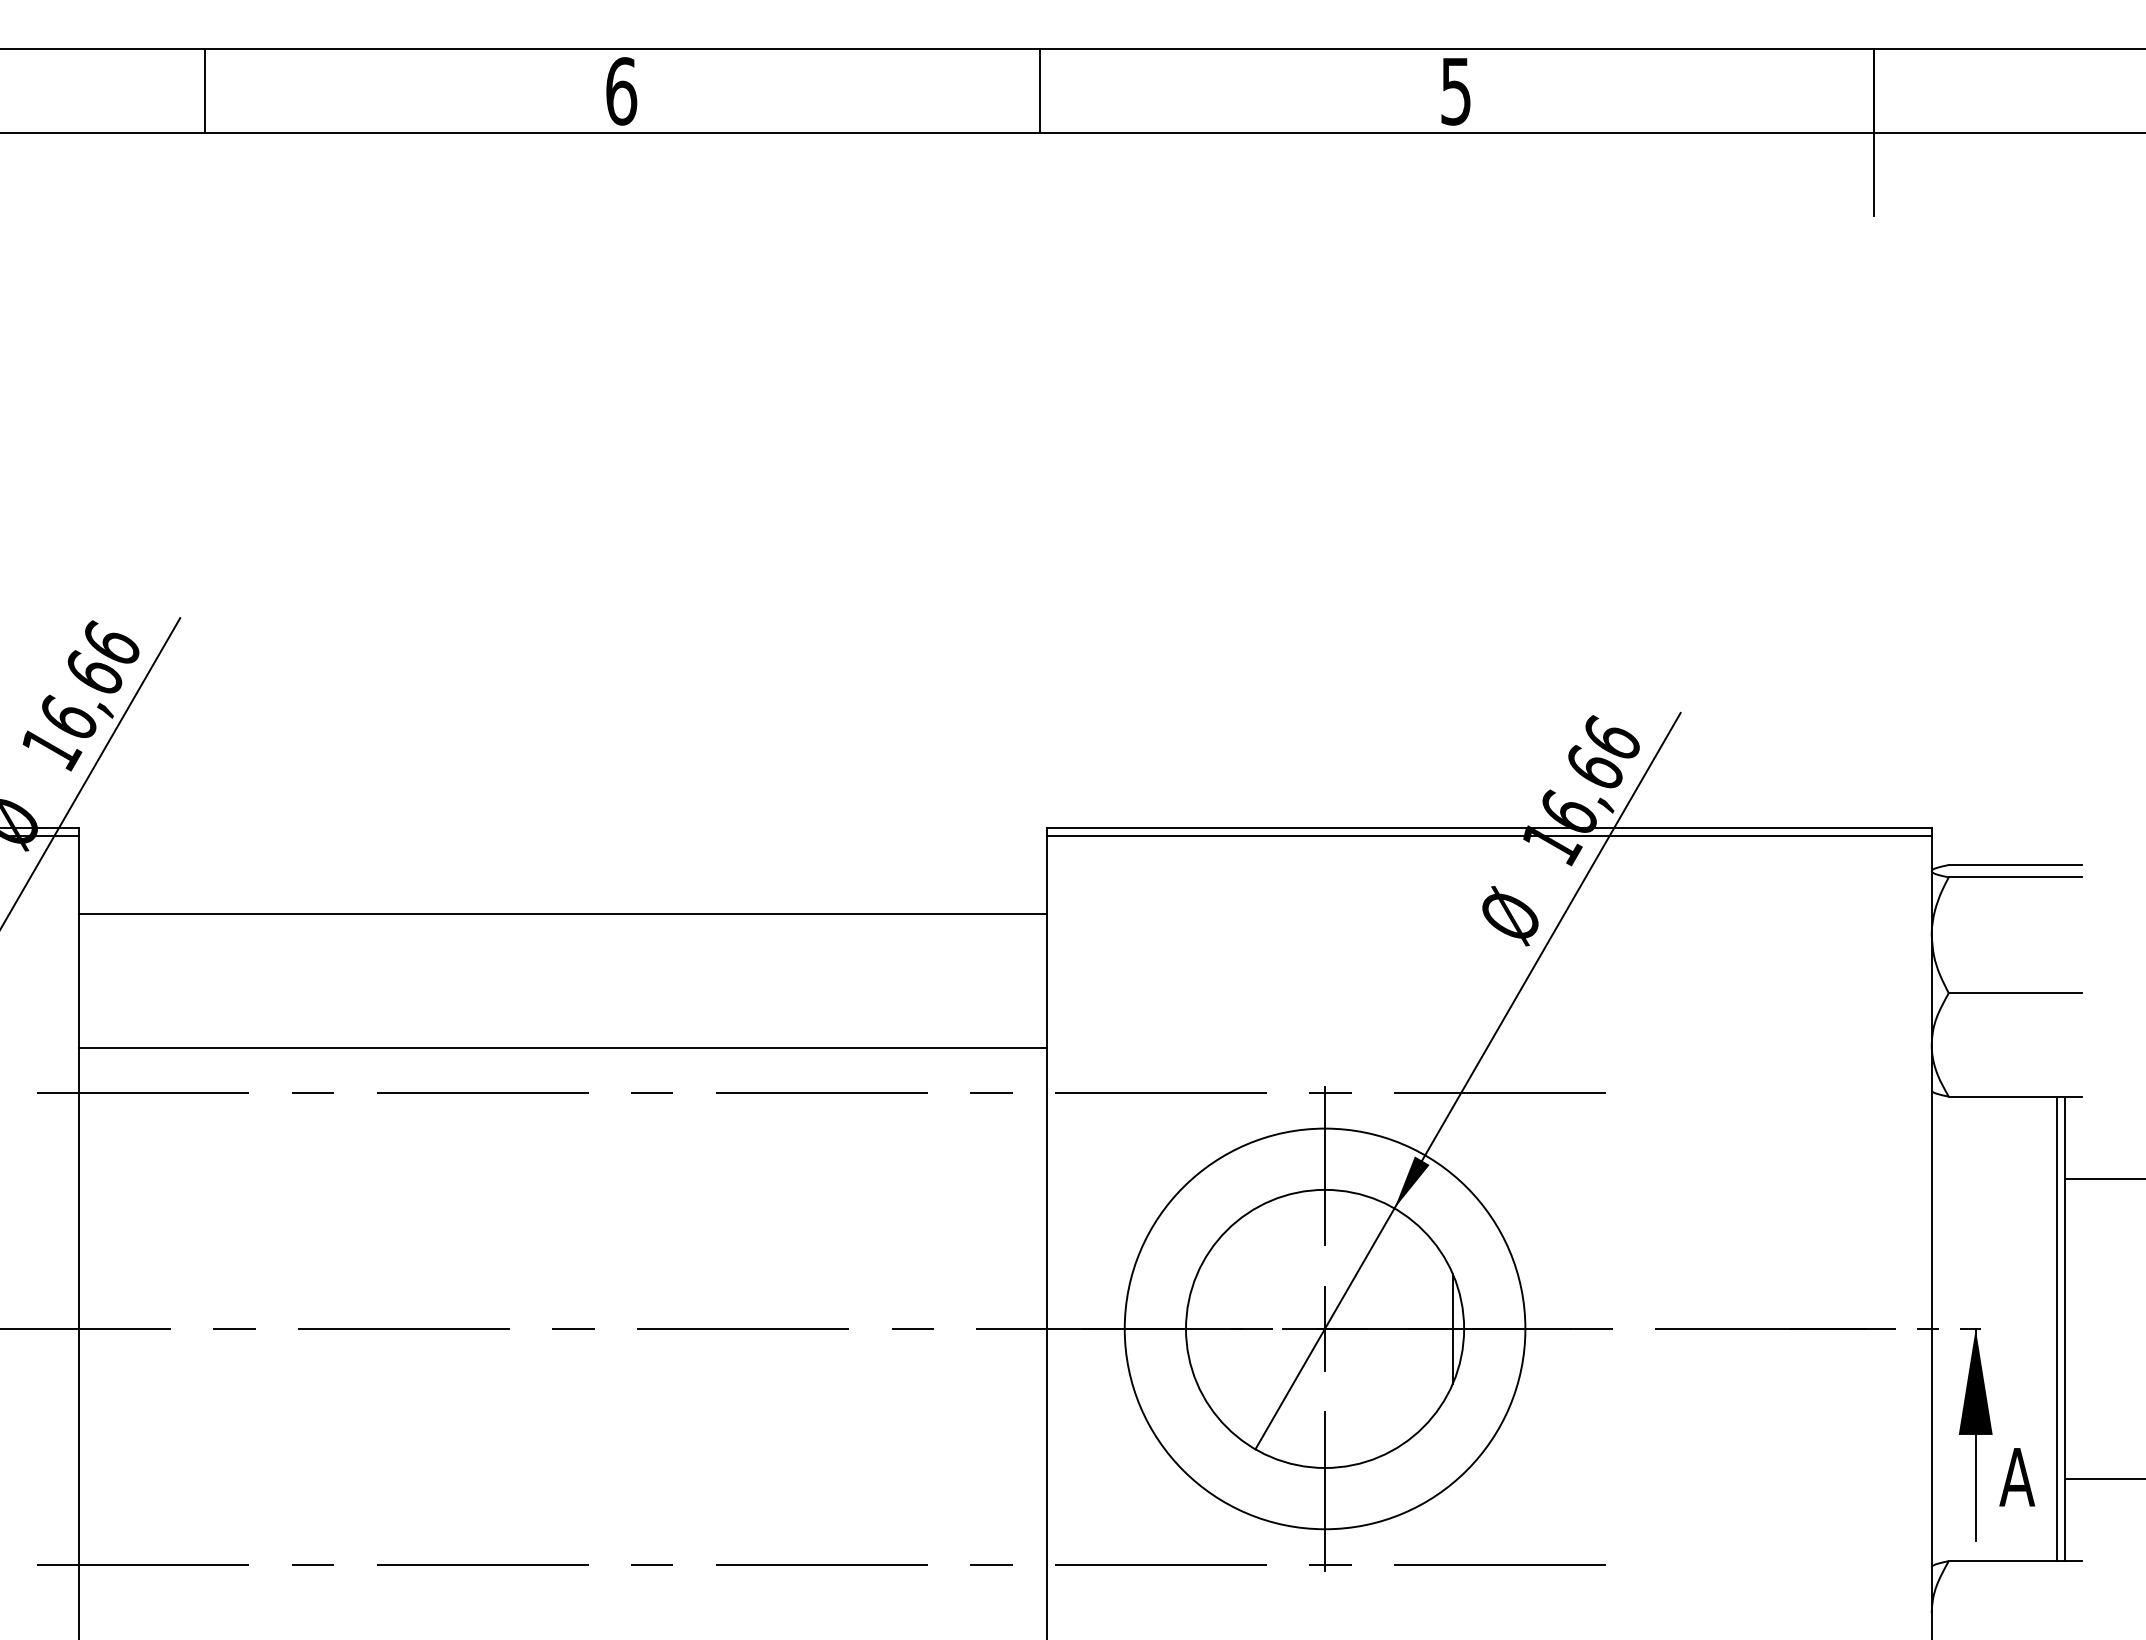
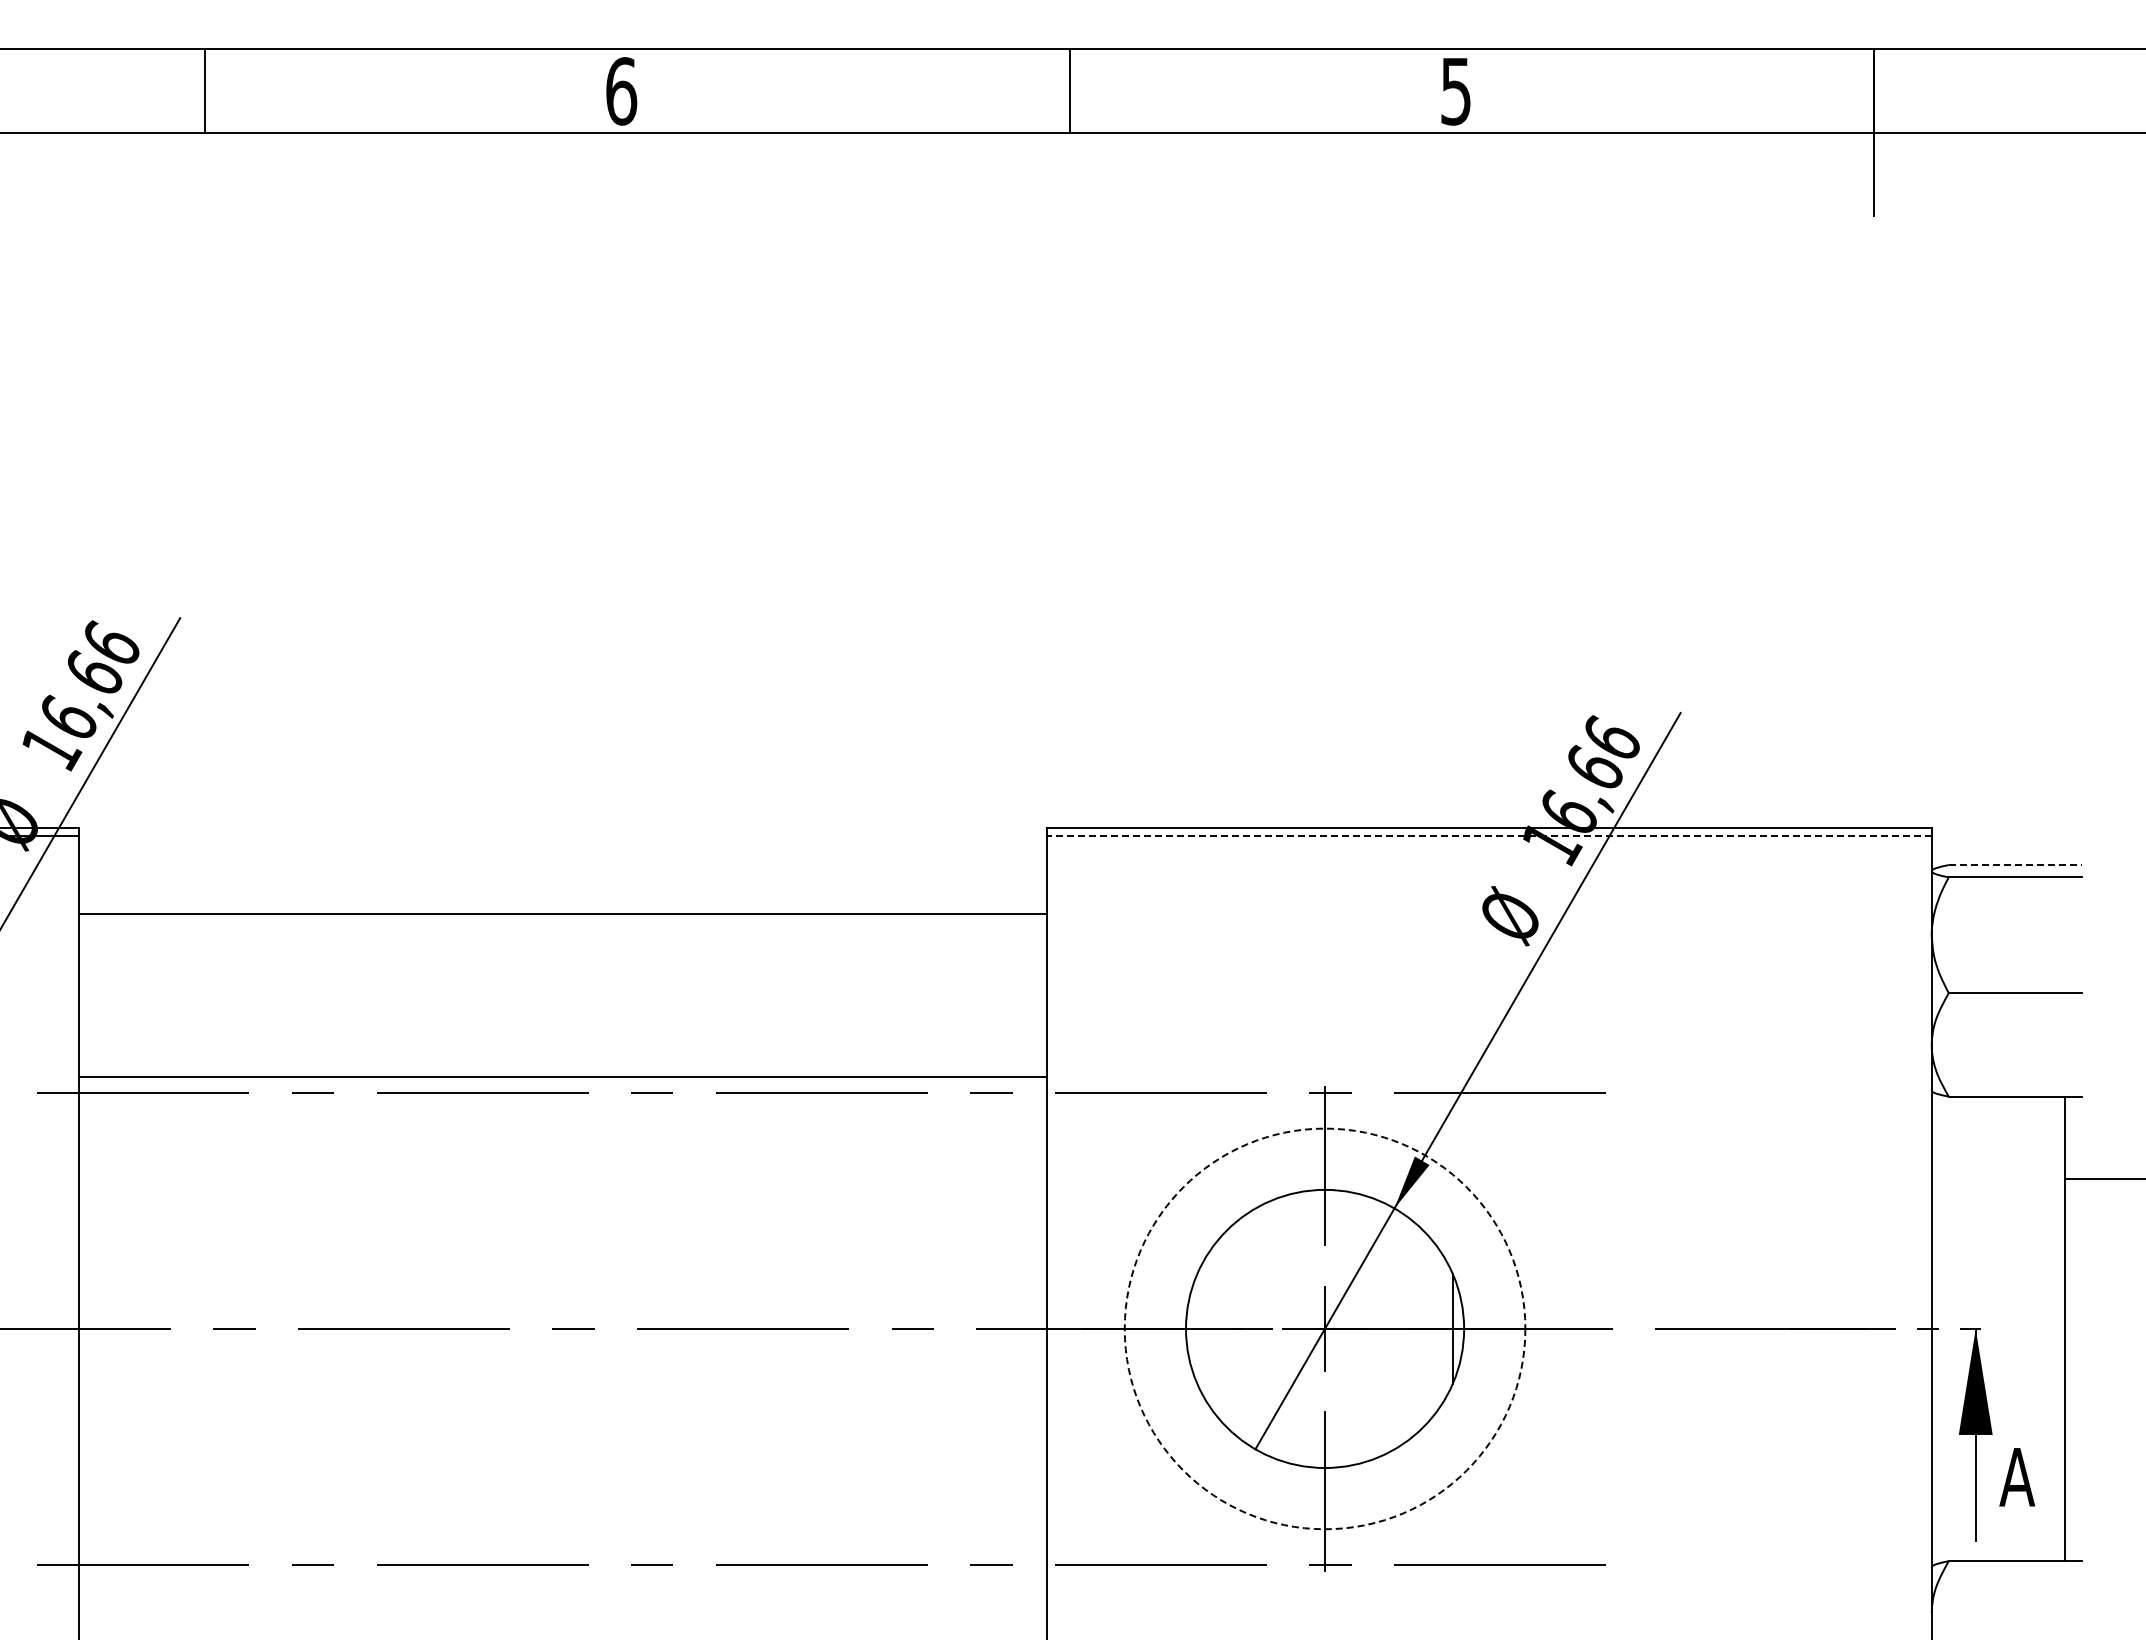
line position: (1039, 90) -> (1069, 90) (1069, 90)
line: solid -> dashed (1488, 836)
line: solid -> dashed (2015, 865)
line position: (562, 1047) -> (562, 1076) (562, 1076)
circle: solid -> dashed (1324, 1328)
line: present -> none (2056, 1328)
line: present -> none (2103, 1479)
